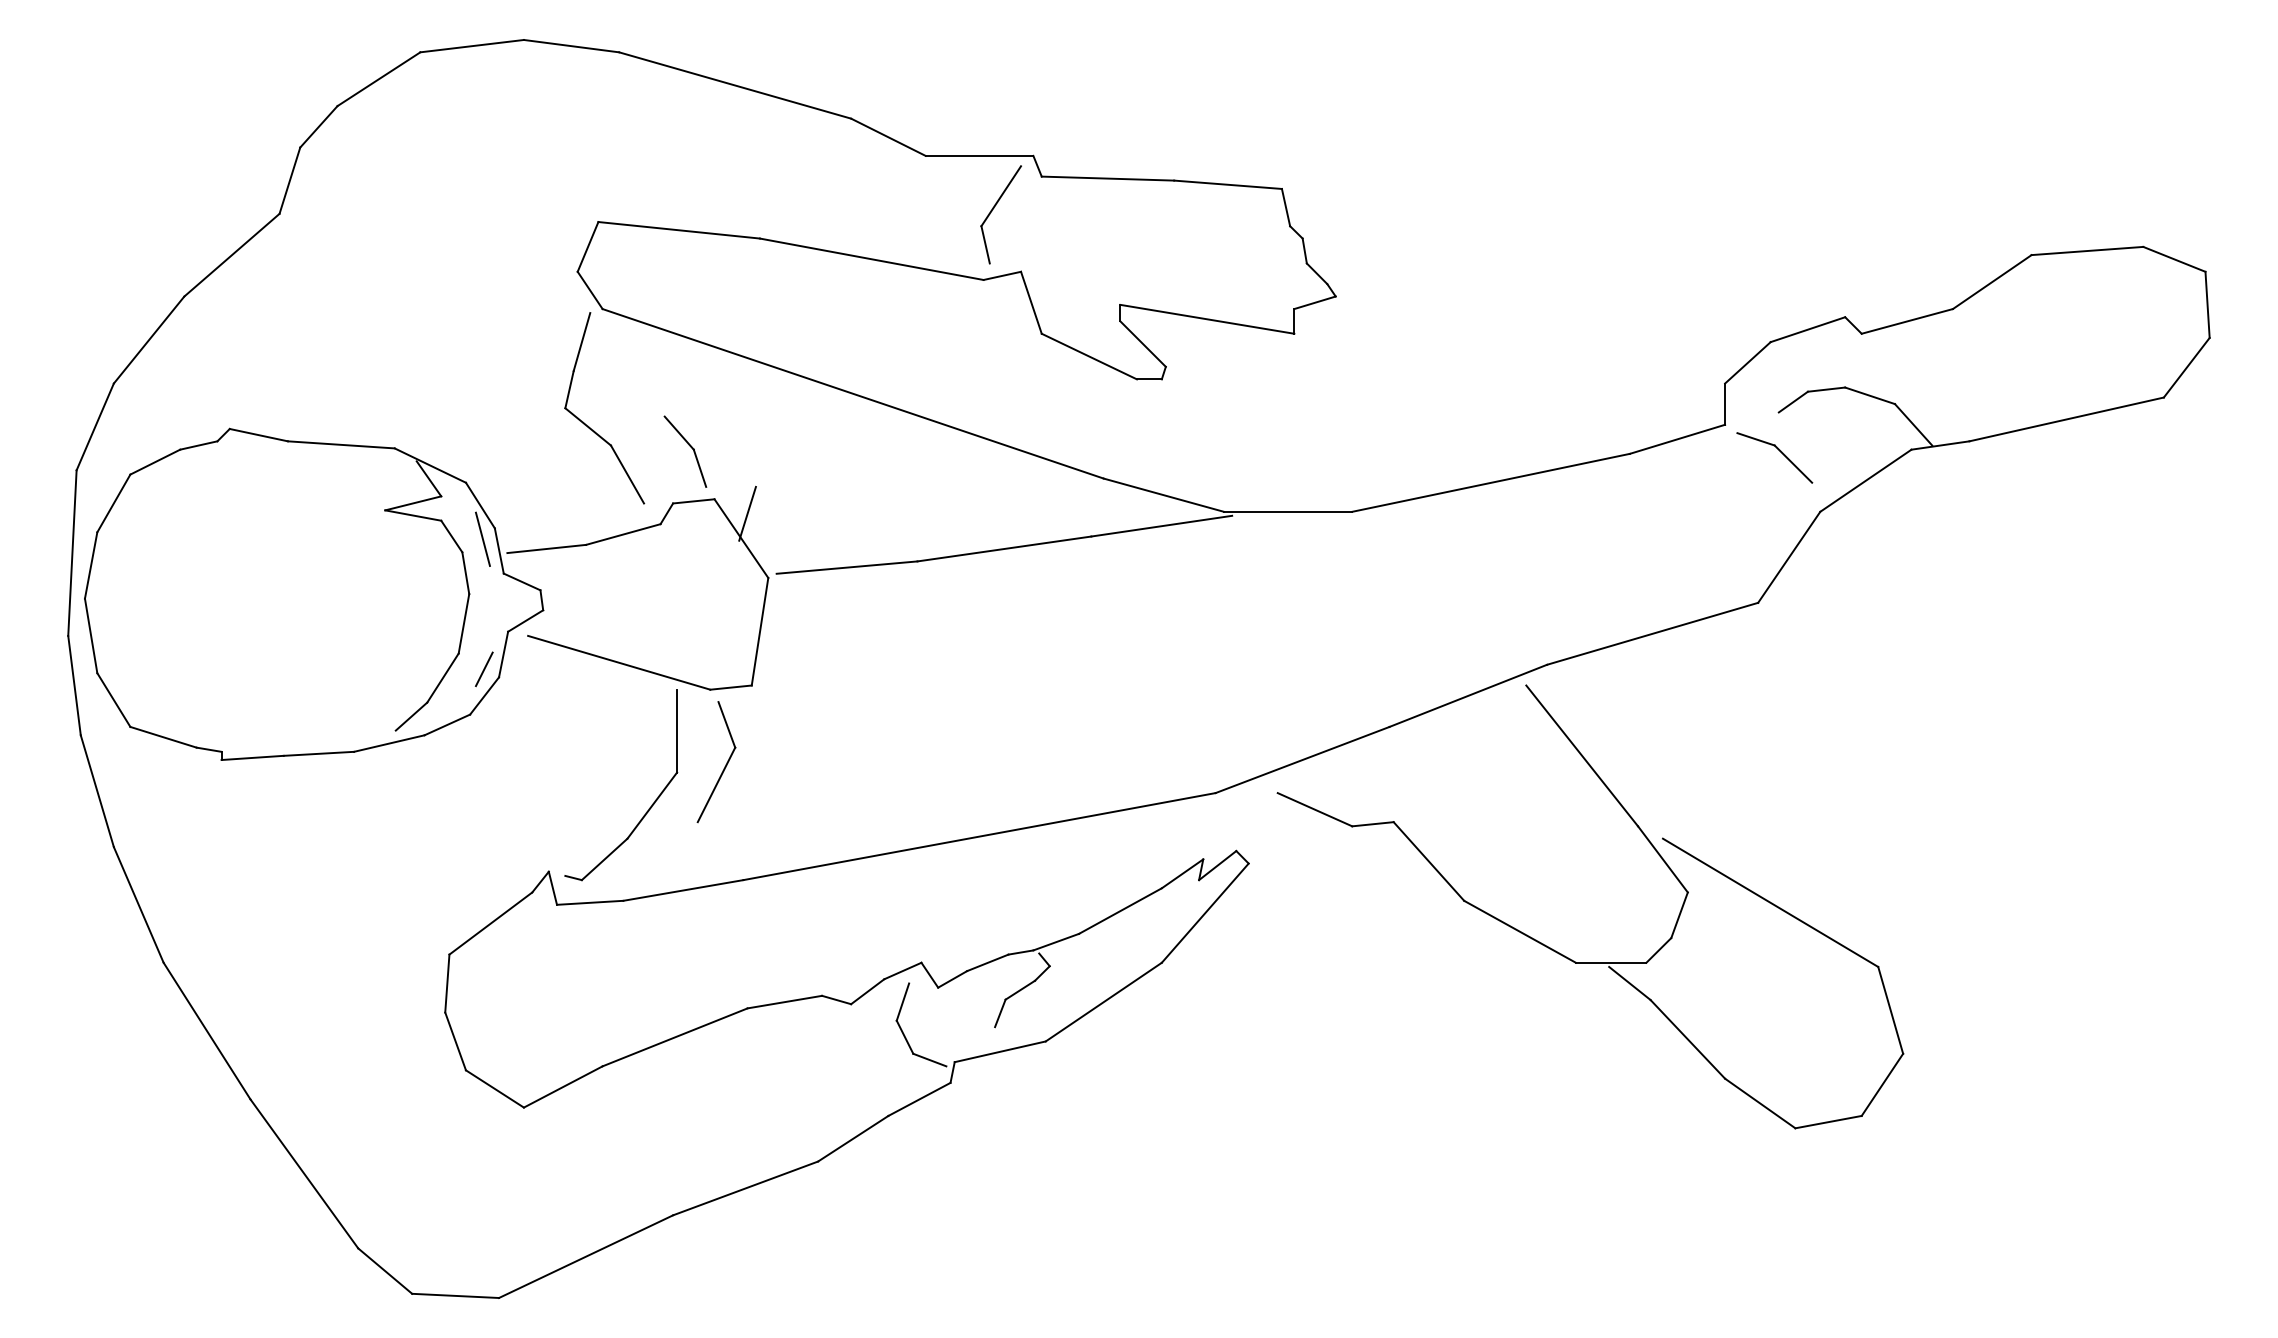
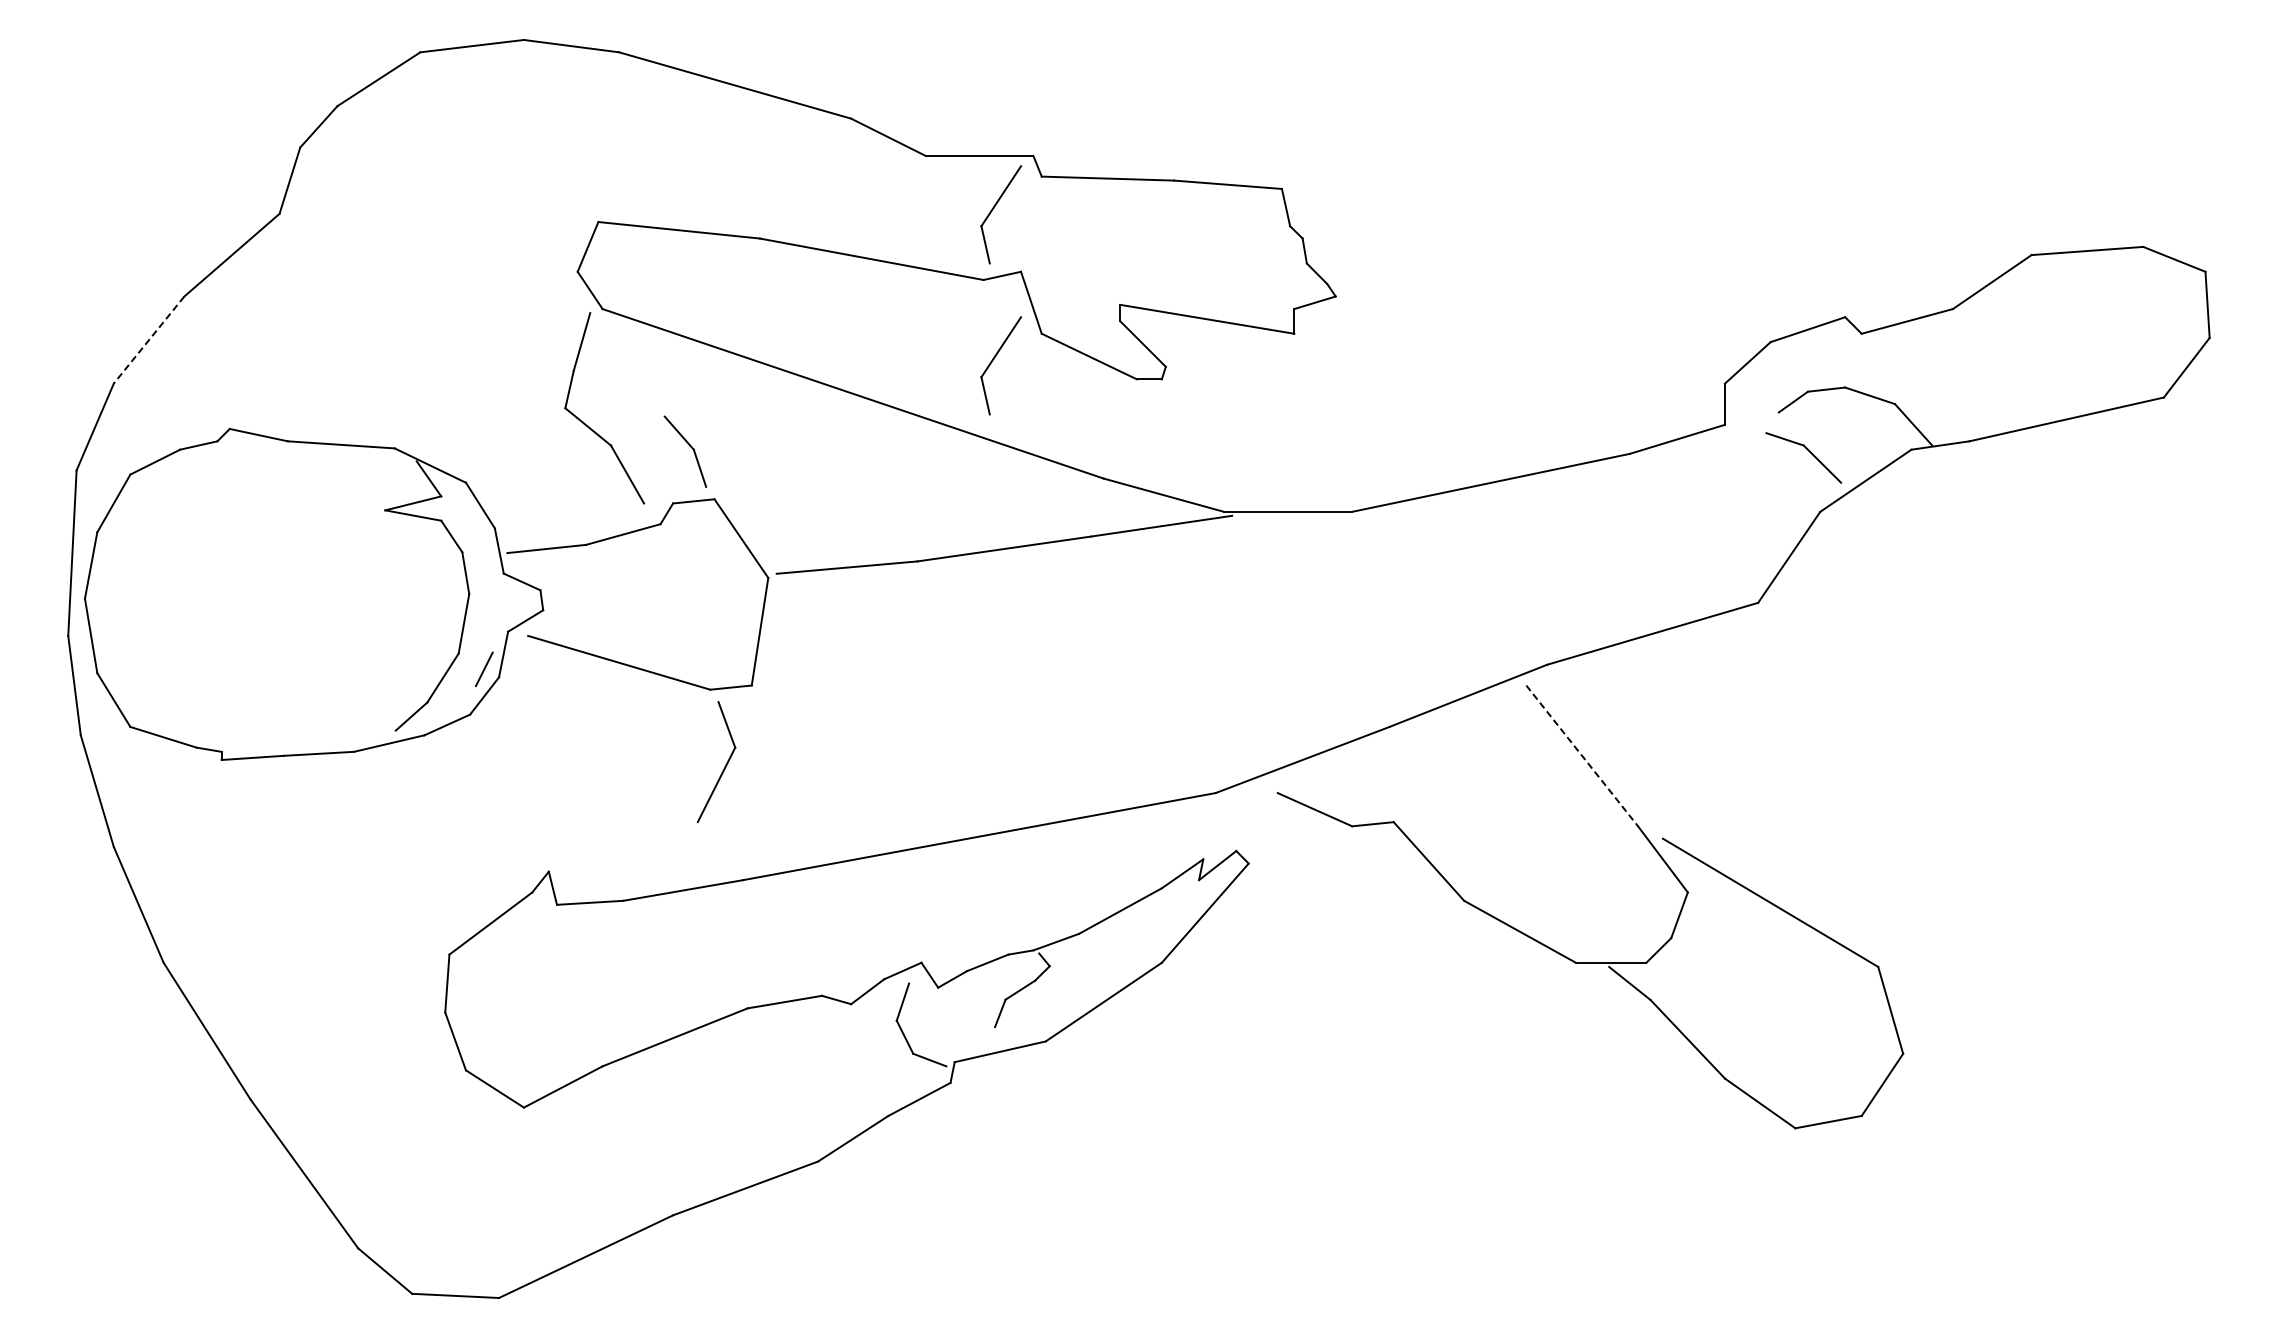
line: solid -> dashed (149, 340)
part: none -> present (994, 359)
part position: (1779, 451) -> (1808, 451) (1808, 451)
line: present -> none (747, 513)
line: present -> none (482, 538)
line: solid -> dashed (1582, 755)
part: present -> none (648, 808)
